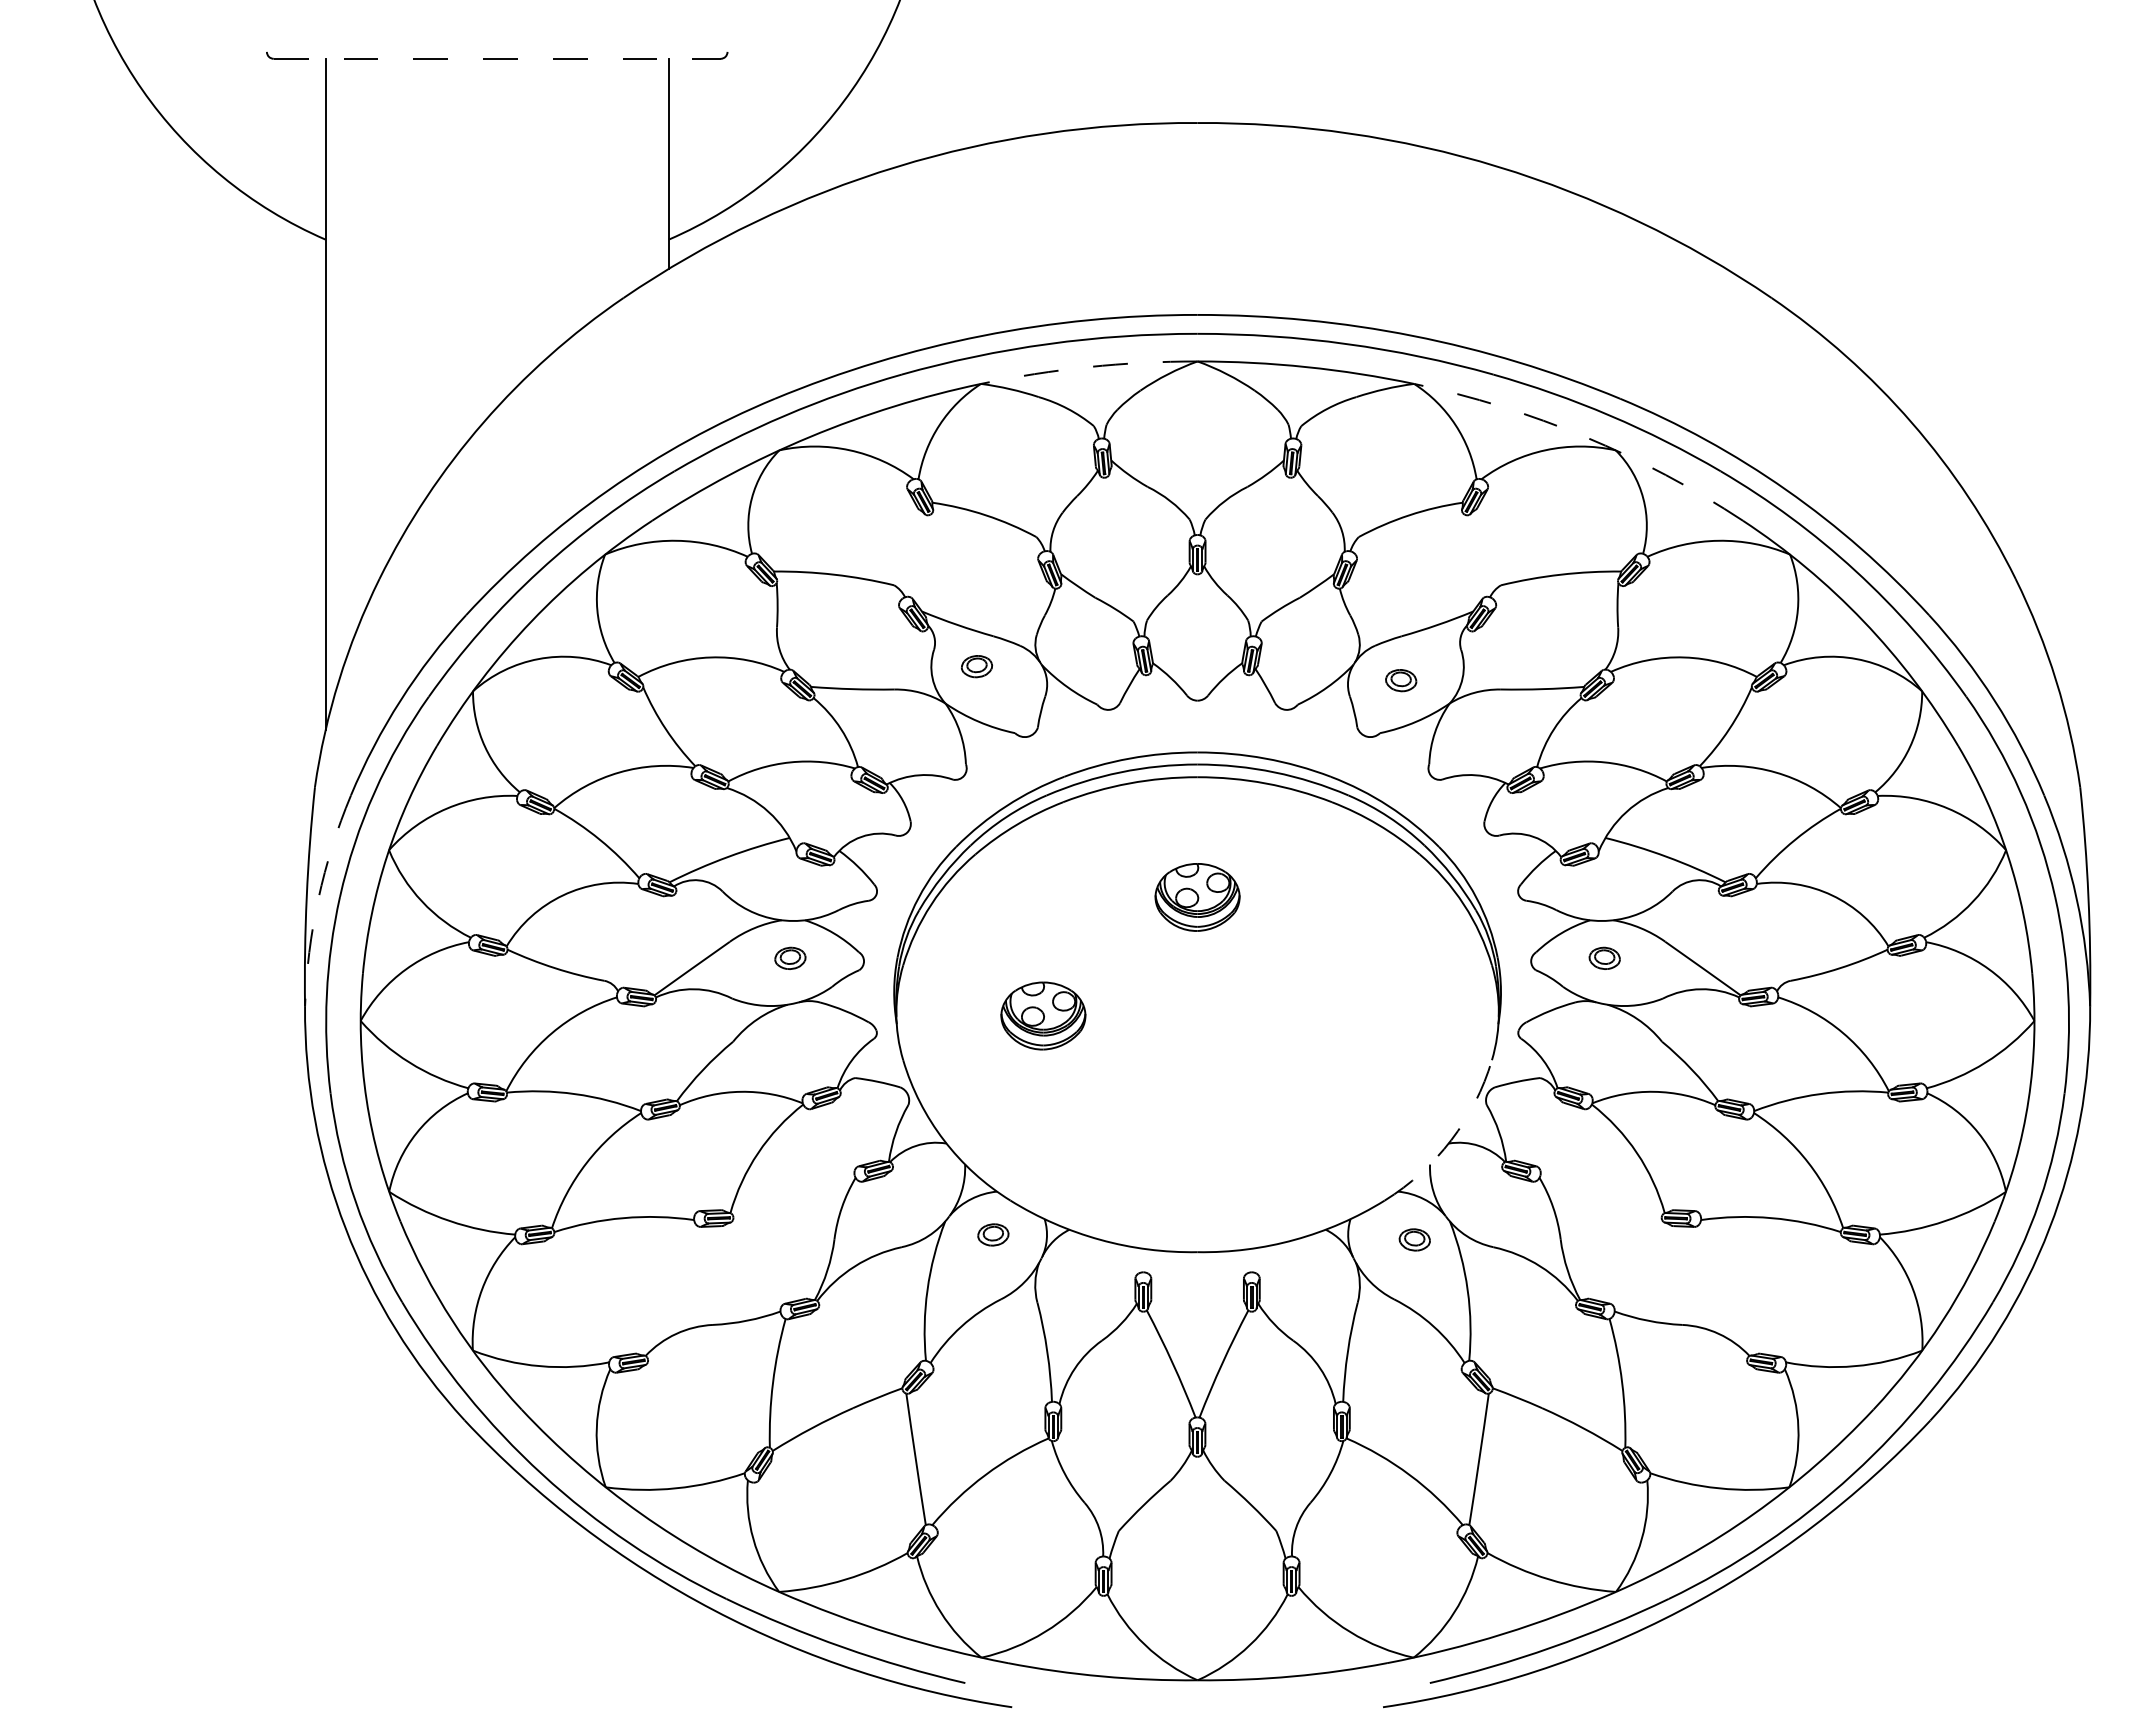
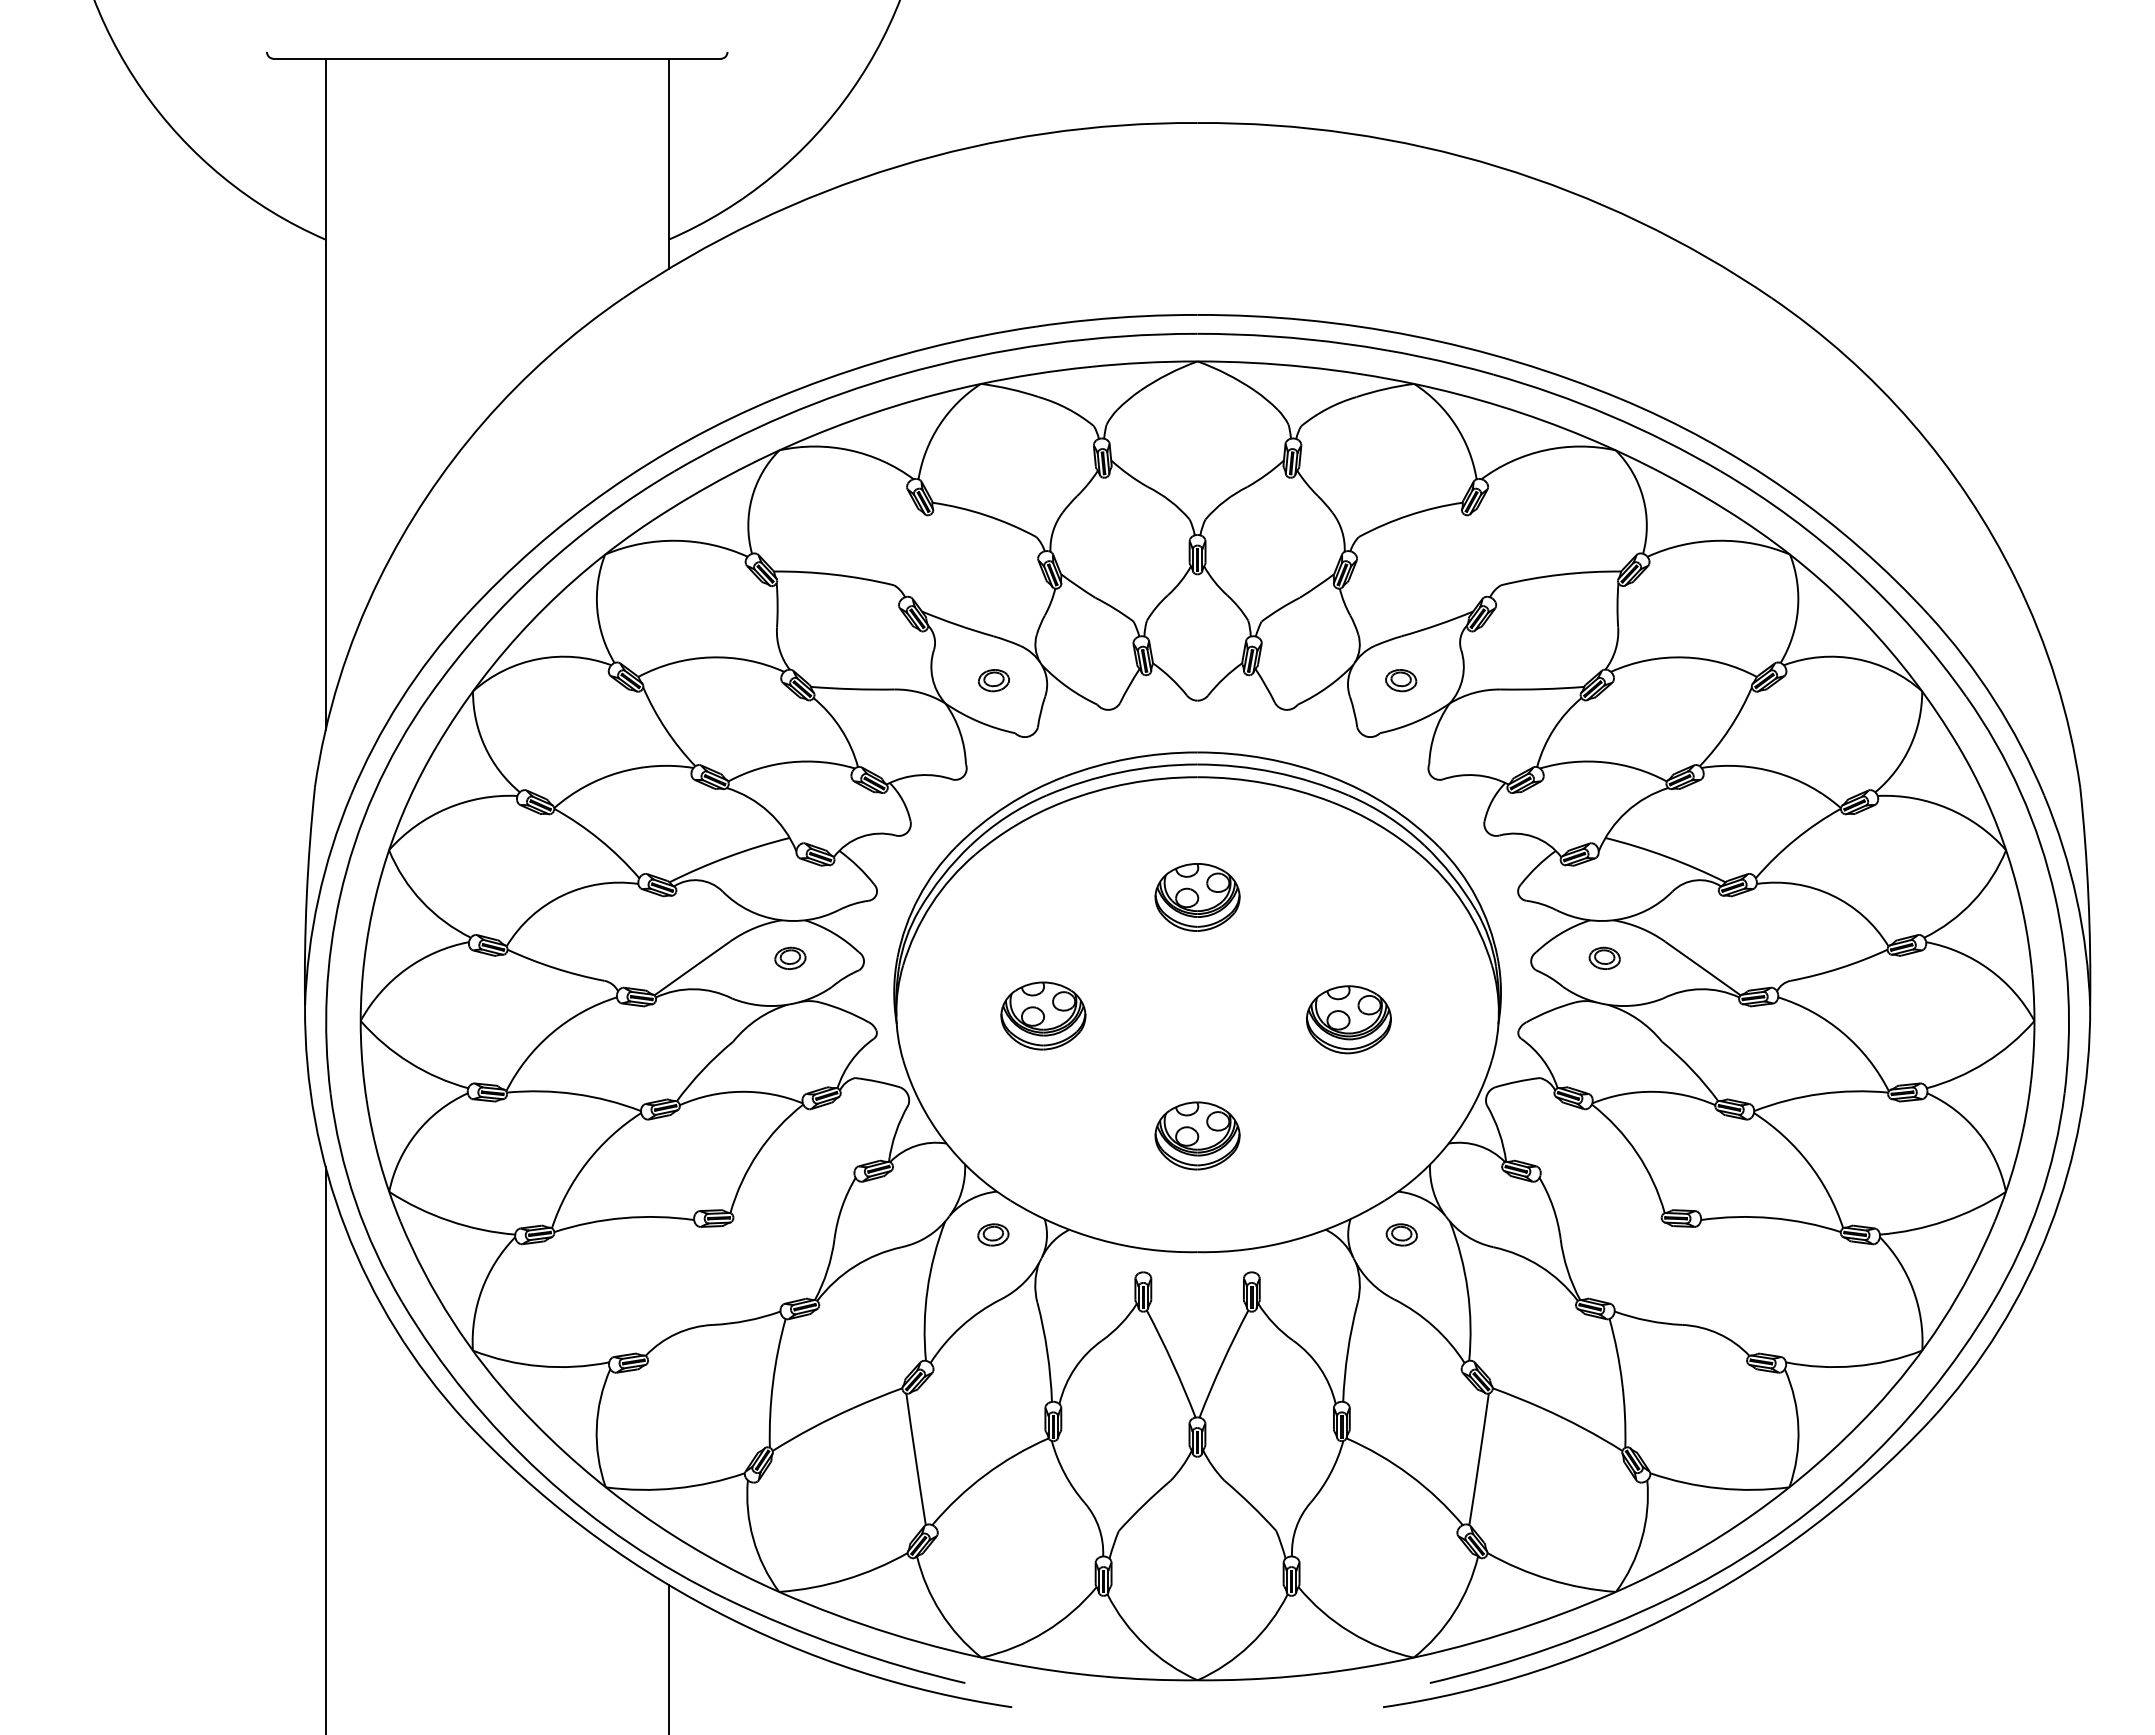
line: dashed -> solid (497, 58)
arc: dashed -> solid (1088, 367)
arc: dashed -> solid (1585, 436)
part position: (976, 666) -> (993, 680) (993, 680)
arc: dashed -> solid (318, 898)
part: none -> present (1348, 1019)
part: none -> present (1197, 1135)
arc: dashed -> solid (1451, 1140)
part position: (1414, 1239) -> (1401, 1234) (1401, 1234)
line: none -> present (325, 1448)
line: none -> present (668, 1658)
